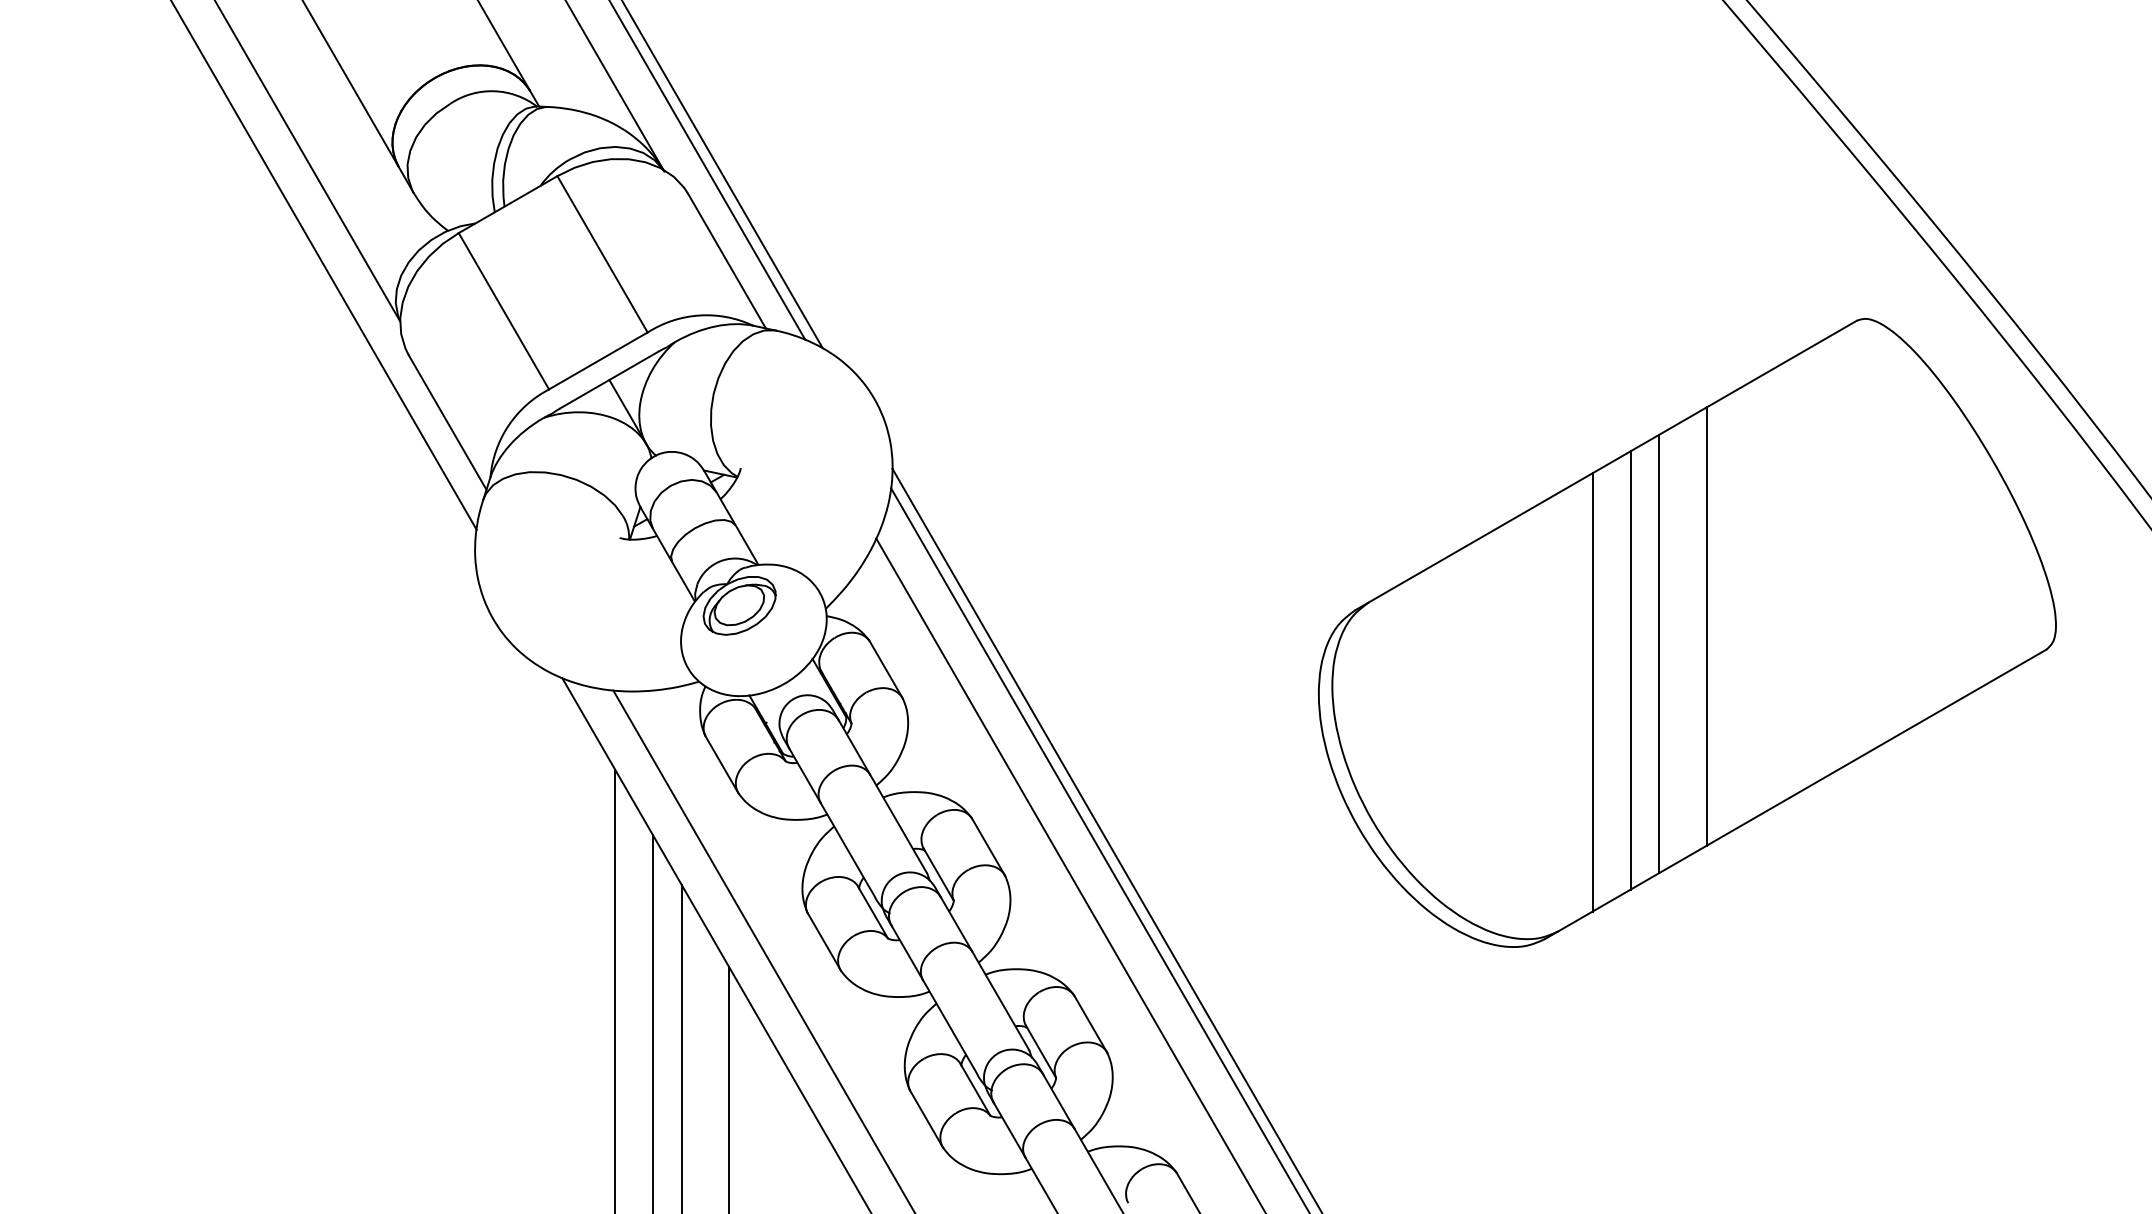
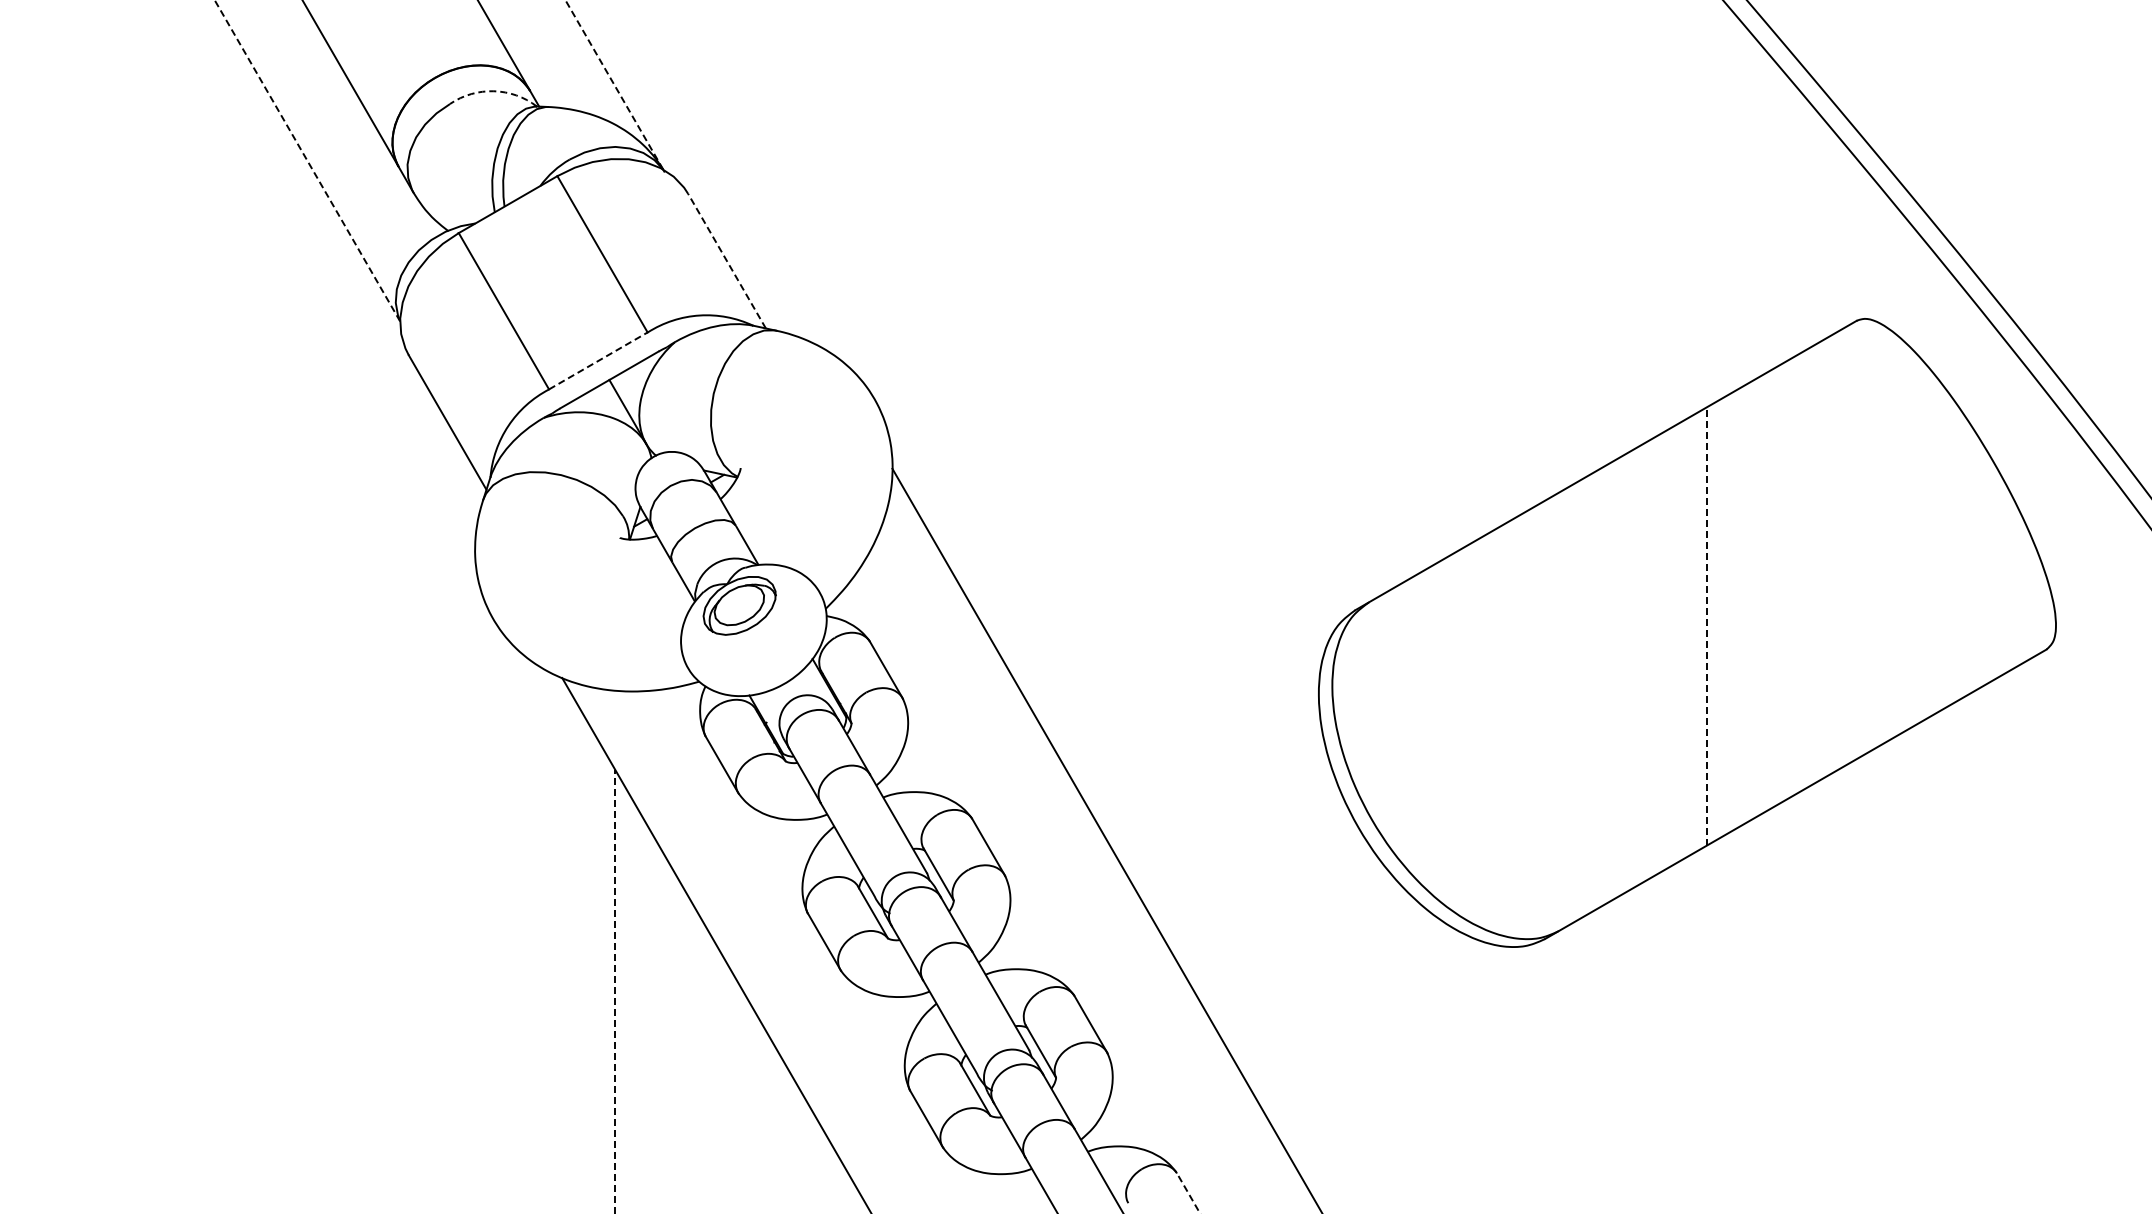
line: solid -> dashed (614, 84)
arc: solid -> dashed (493, 91)
line: solid -> dashed (307, 160)
line: present -> none (707, 170)
line: present -> none (722, 175)
line: solid -> dashed (727, 261)
line: present -> none (324, 265)
line: solid -> dashed (598, 360)
line: solid -> dashed (1706, 626)
line: present -> none (1659, 653)
line: present -> none (1630, 670)
line: present -> none (1592, 692)
line: present -> none (1099, 849)
line: present -> none (1070, 874)
line: present -> none (763, 950)
line: solid -> dashed (615, 991)
line: present -> none (653, 1022)
line: present -> none (681, 1047)
line: present -> none (728, 1088)
line: solid -> dashed (1188, 1192)
